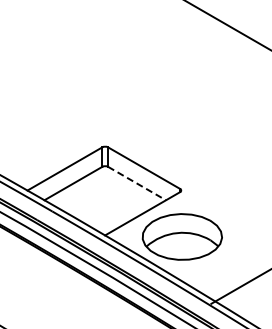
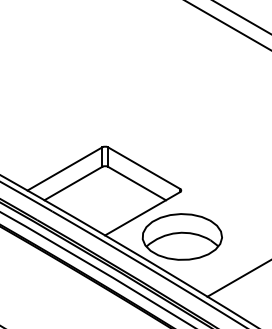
line: none -> present (241, 17)
line: dashed -> solid (137, 183)
line position: (239, 286) -> (237, 278) (237, 278)
